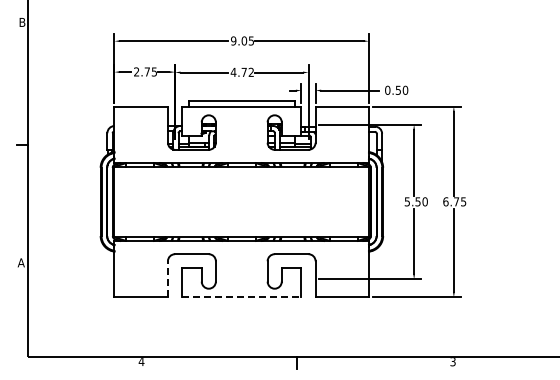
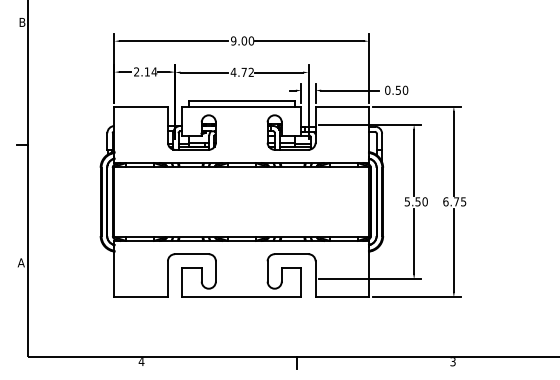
text: 9.05 -> 9.00 (251, 40)
text: 2.75 -> 2.14 (150, 71)
line: dashed -> solid (167, 278)
line: dashed -> solid (241, 297)
